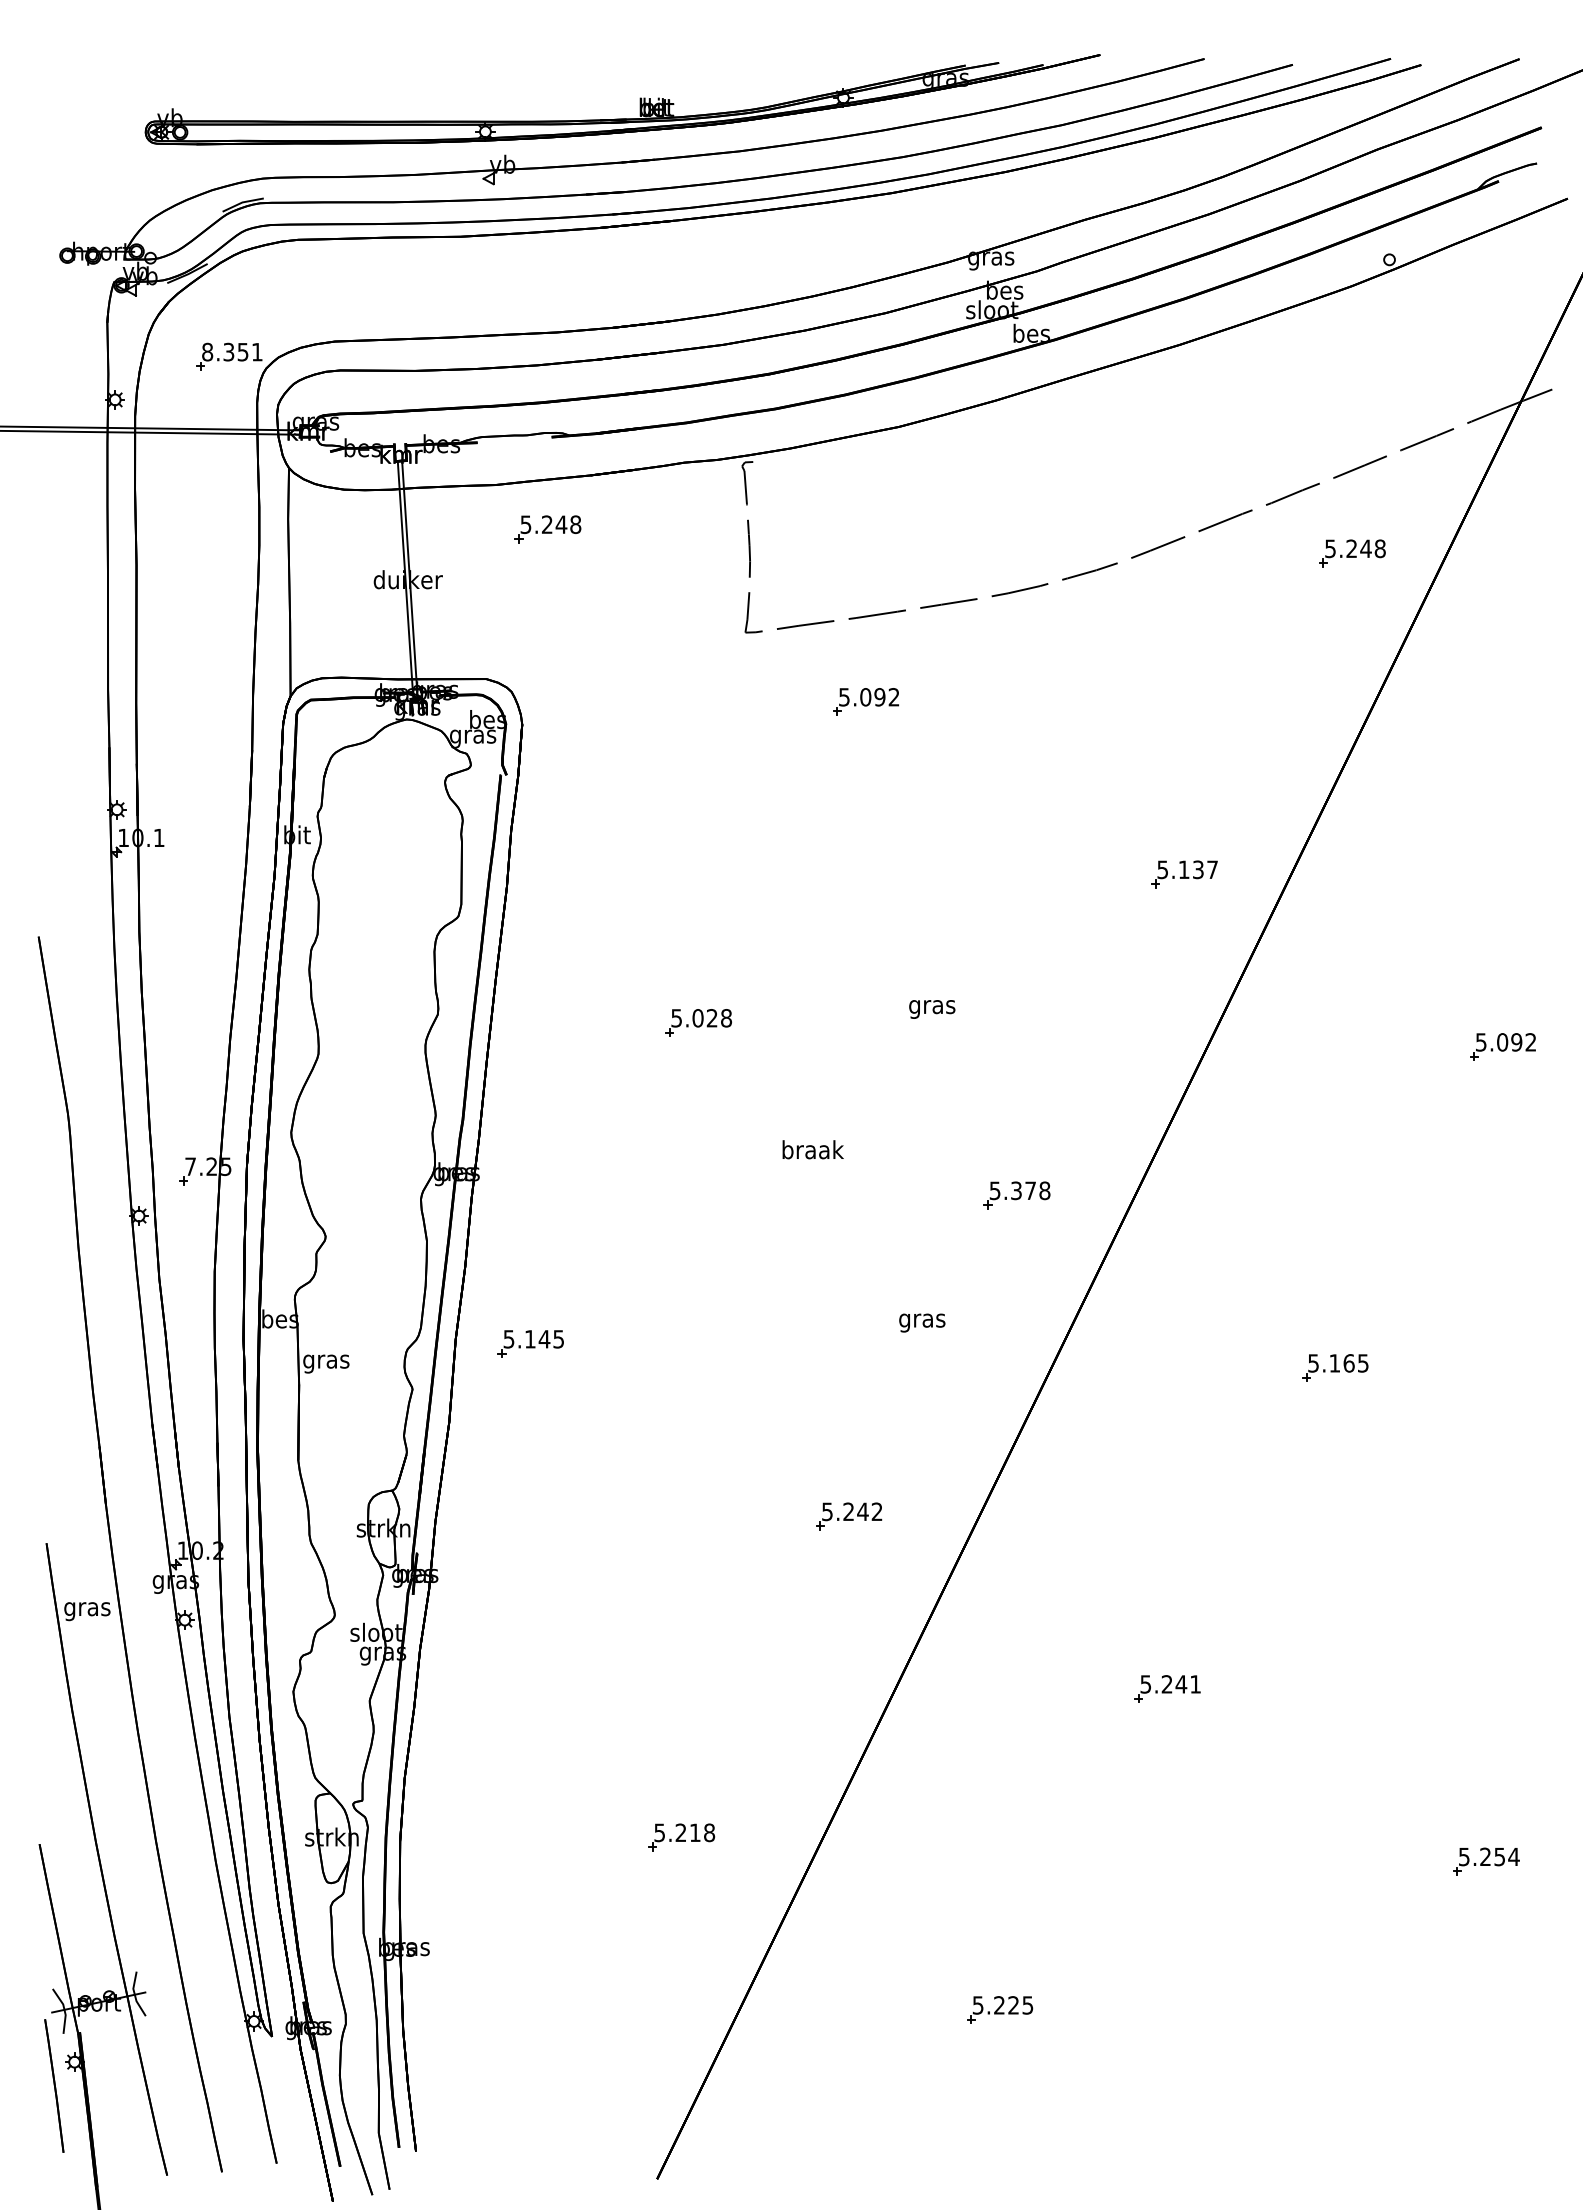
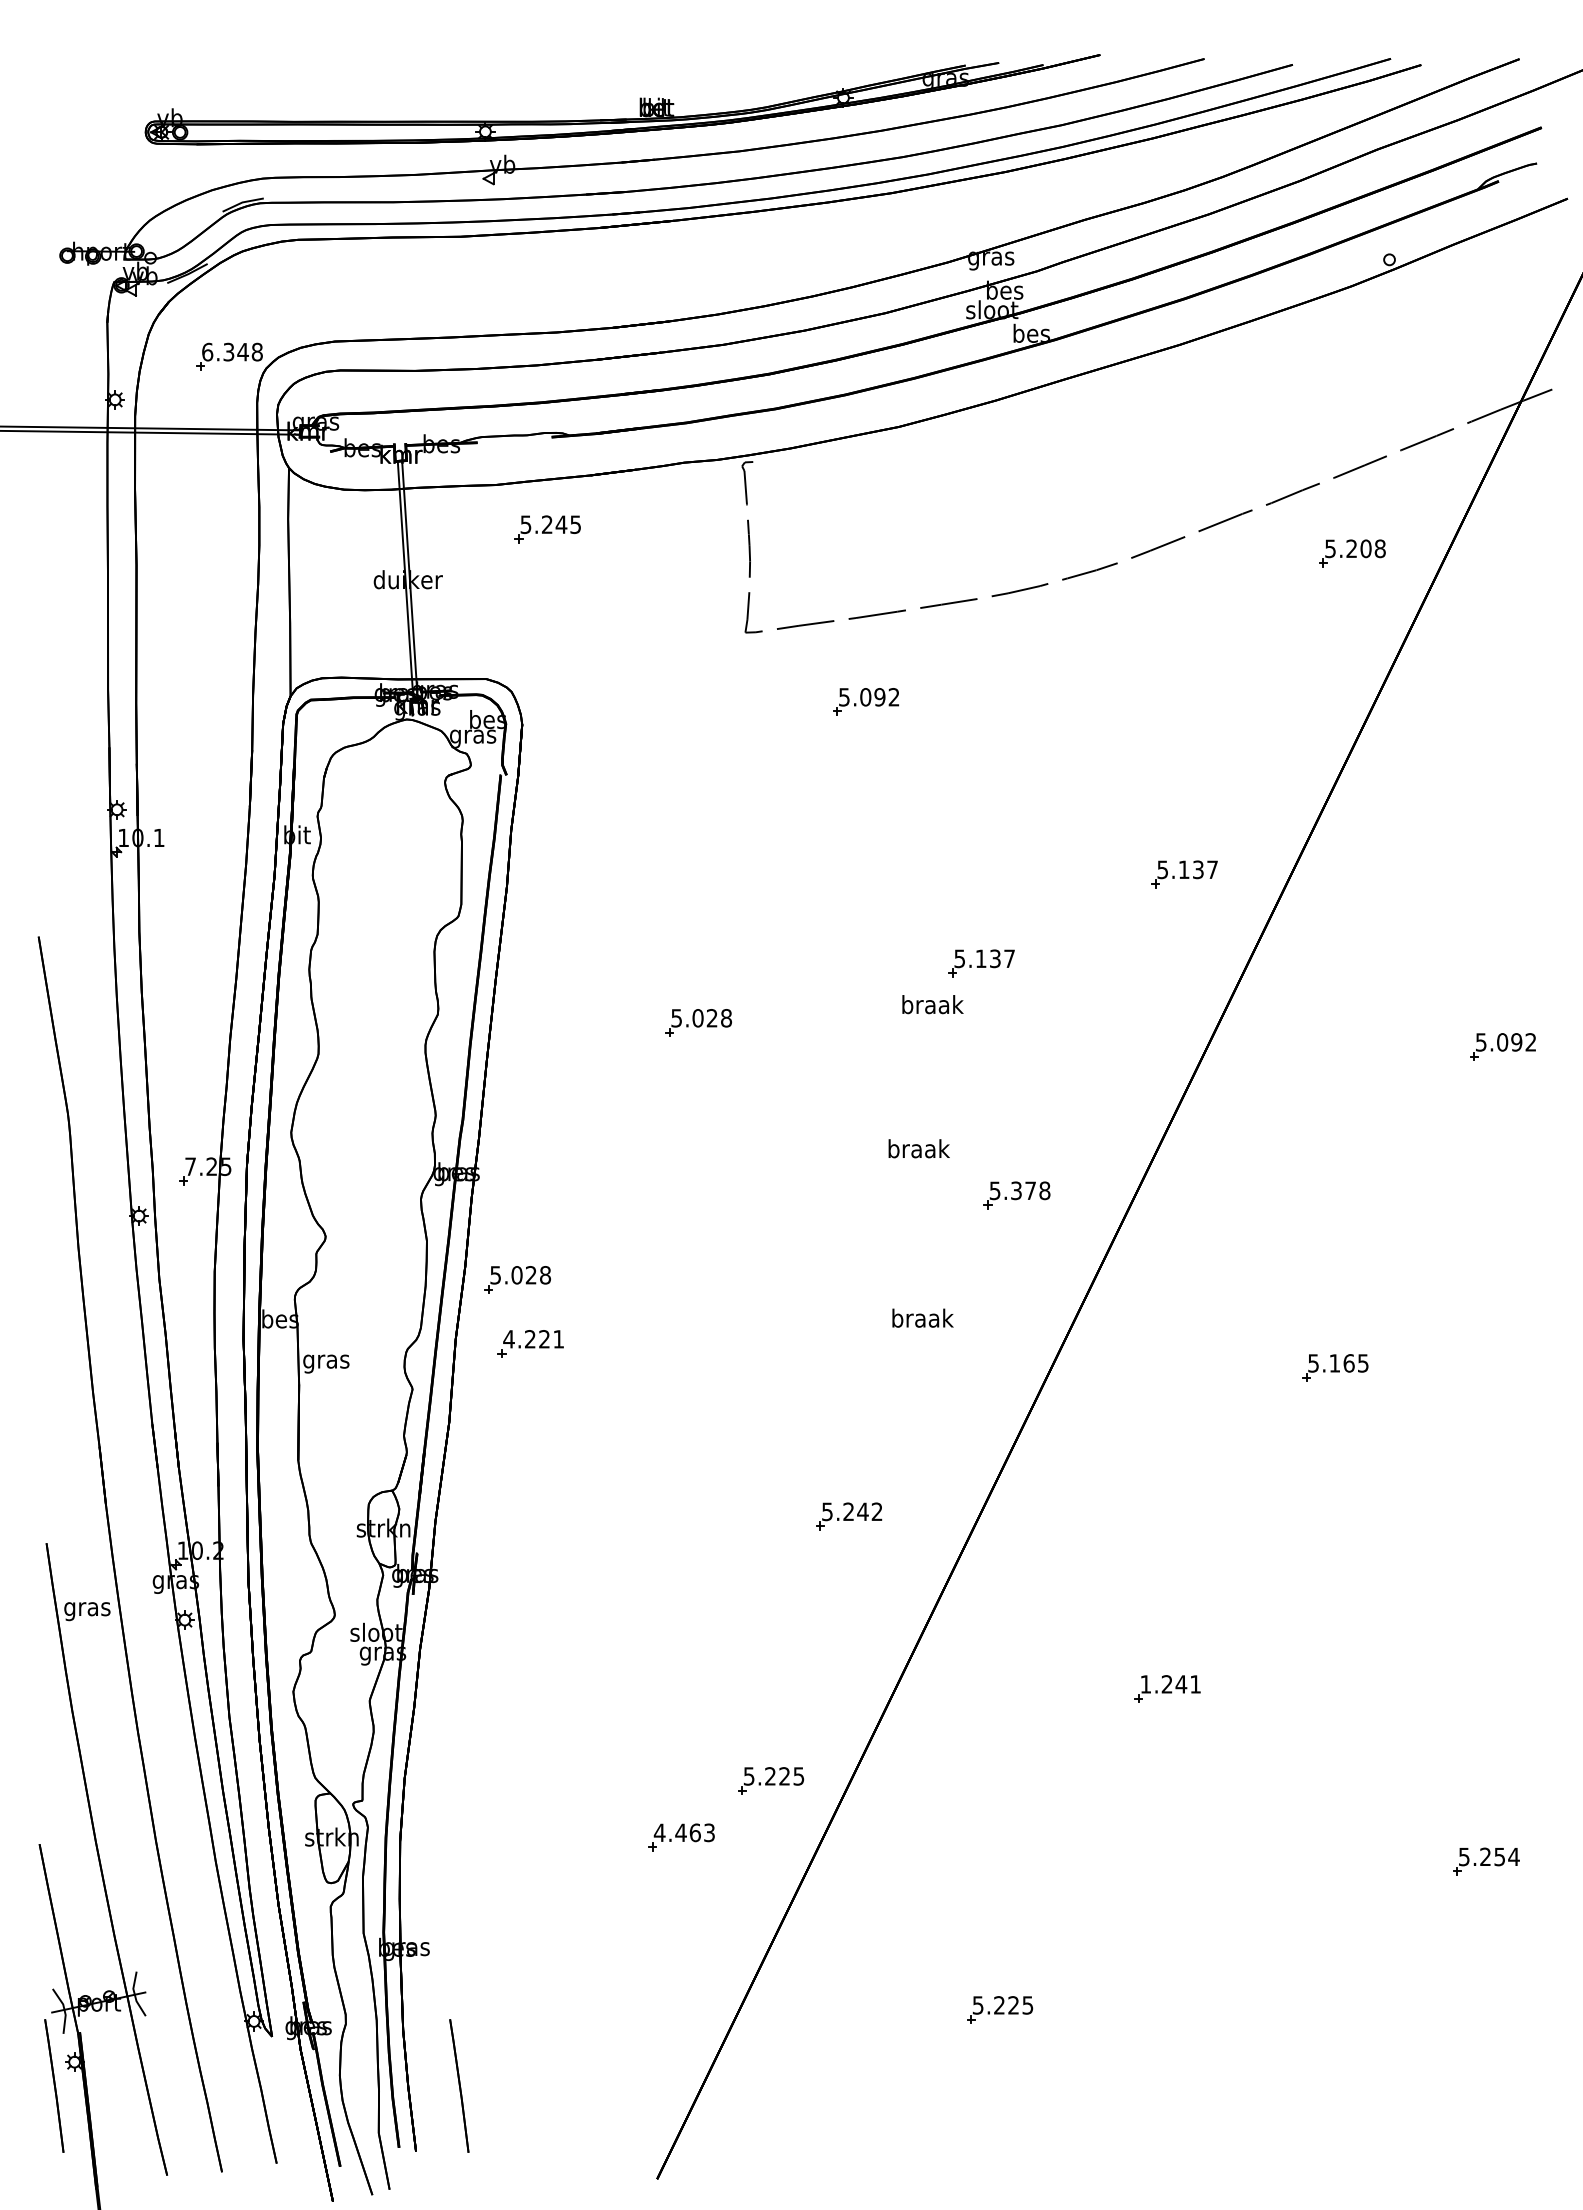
text: 8.351 -> 6.348 (232, 351)
text: 5.248 -> 5.245 (575, 524)
text: 5.248 -> 5.208 (1365, 548)
part: none -> present (981, 963)
text: gras -> braak (932, 1006)
text position: (812, 1149) -> (918, 1148) (918, 1148)
part: none -> present (517, 1279)
text: gras -> braak (922, 1320)
text: 5.145 -> 4.221 (533, 1339)
text: 5.241 -> 1.241 (1145, 1684)
part: none -> present (771, 1780)
text: 5.218 -> 4.463 (684, 1832)
line: none -> present (459, 2085)
